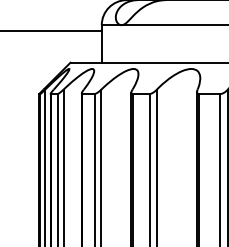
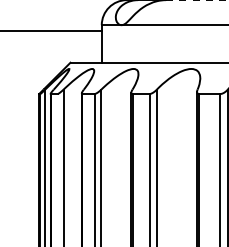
line: solid -> dashed (197, 0)
line: present -> none (57, 168)
